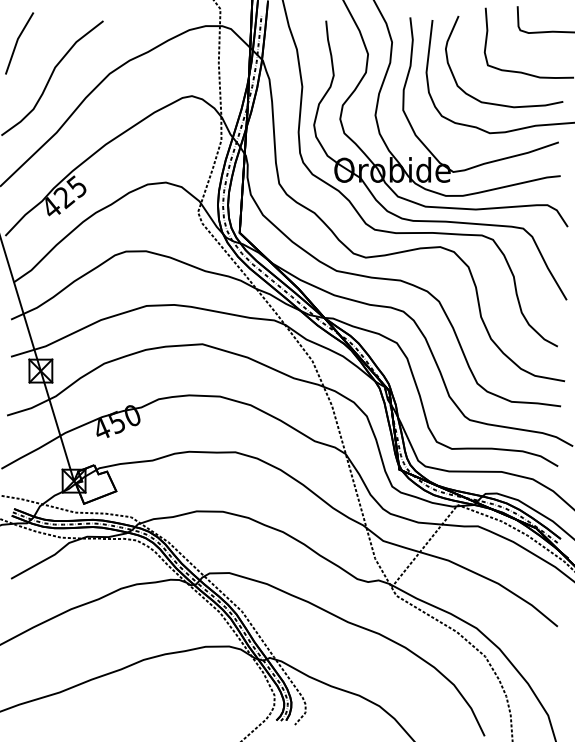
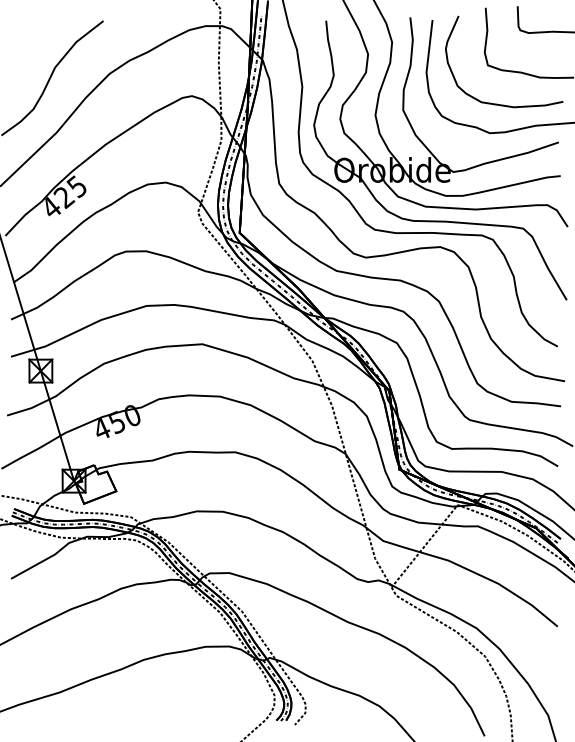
line: present -> none (17, 43)
